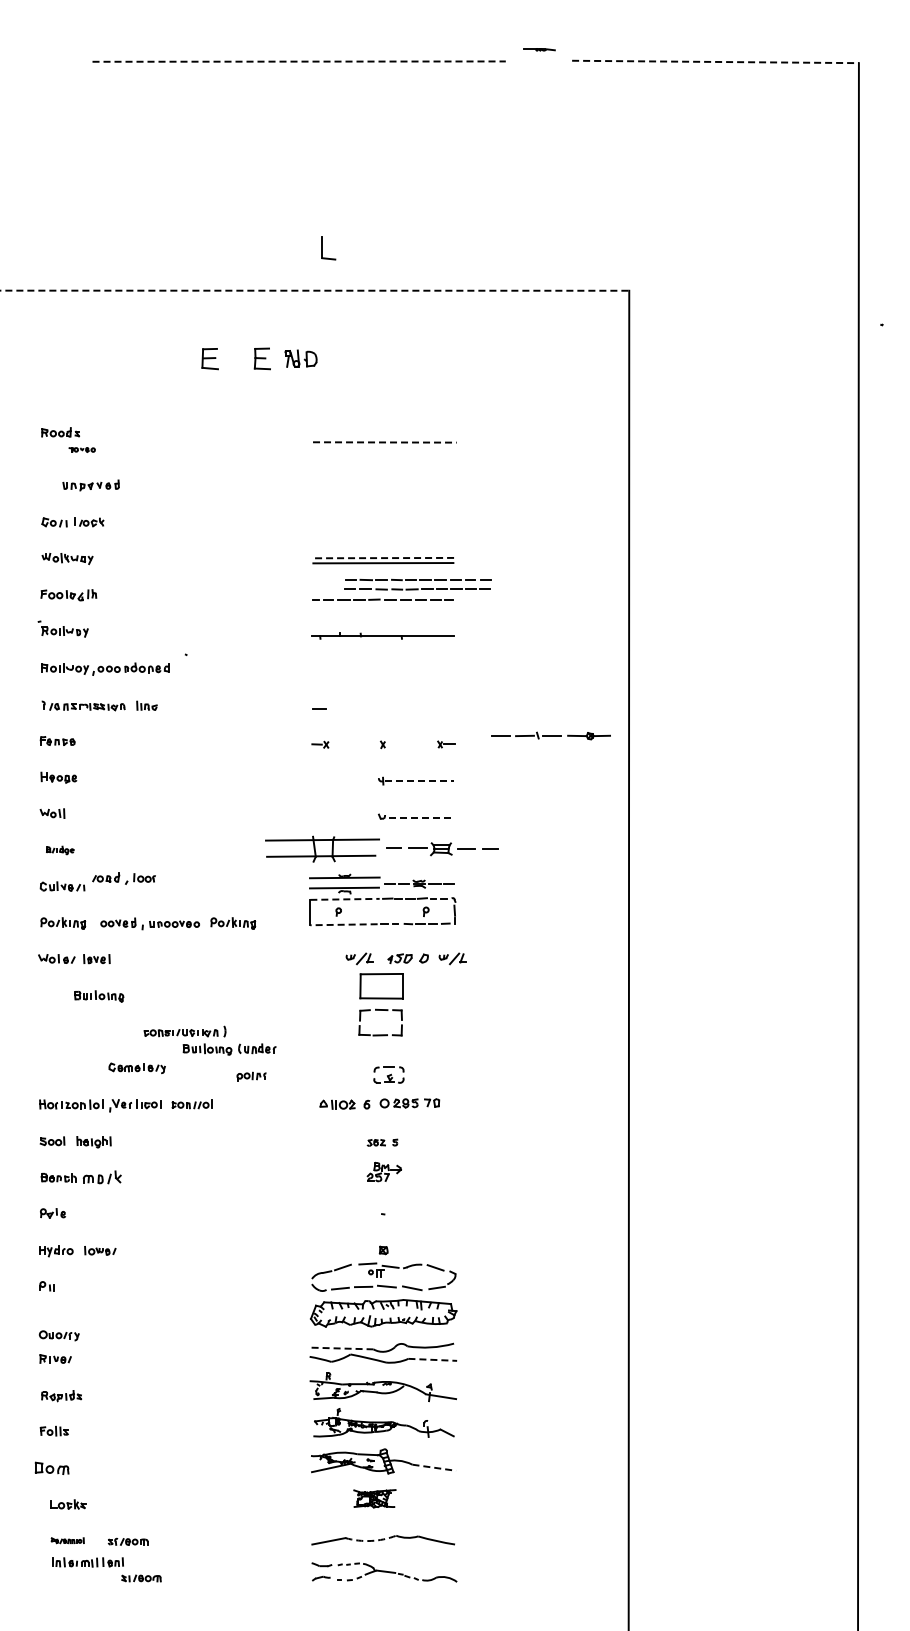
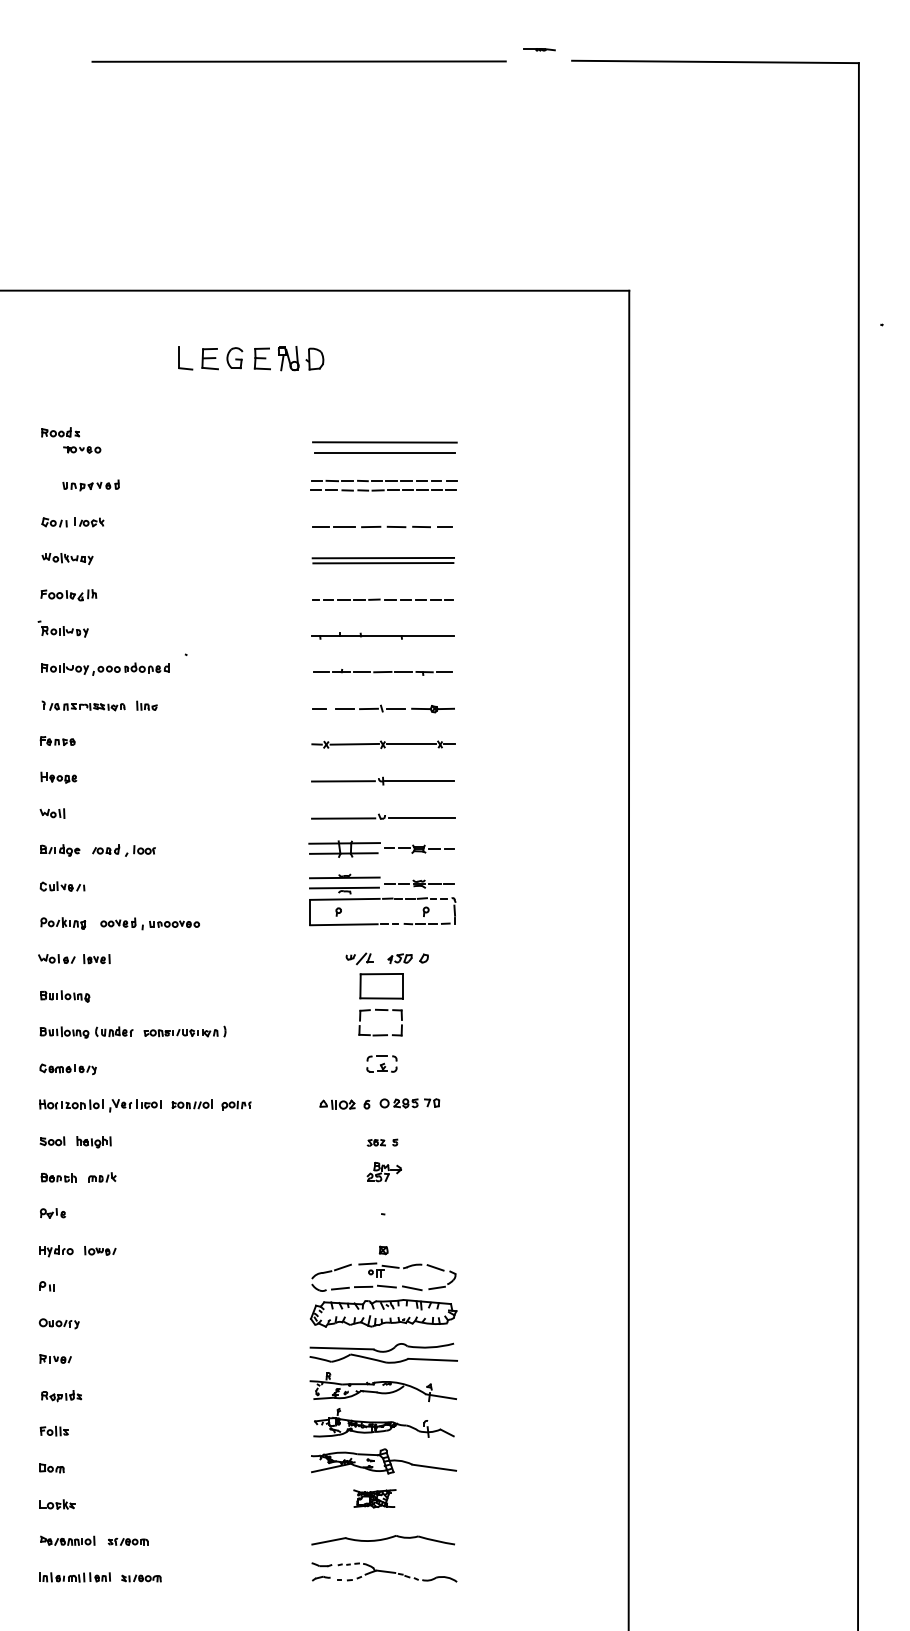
line: dashed -> solid (299, 61)
line: dashed -> solid (716, 61)
part position: (328, 248) -> (185, 358) (185, 358)
line: dashed -> solid (315, 290)
part: none -> present (234, 358)
part size: 34x19 px -> 48x26 px (300, 358)
line: dashed -> solid (384, 442)
part size: 28x6 px -> 39x8 px (82, 449)
line: none -> present (384, 453)
part: none -> present (382, 526)
line: dashed -> solid (383, 558)
part position: (417, 584) -> (383, 485) (383, 485)
part: none -> present (382, 672)
part position: (550, 735) -> (394, 708) (394, 708)
line: none -> present (354, 743)
line: none -> present (411, 743)
line: dashed -> solid (420, 780)
line: none -> present (343, 781)
line: none -> present (343, 818)
line: dashed -> solid (421, 818)
part size: 234x28 px -> 147x18 px (381, 848)
part size: 29x11 px -> 41x13 px (60, 850)
part position: (123, 878) -> (123, 850) (123, 850)
line: dashed -> solid (344, 899)
part: present -> none (233, 923)
line: dashed -> solid (343, 924)
part: present -> none (452, 958)
part position: (99, 996) -> (65, 996) (65, 996)
part position: (229, 1049) -> (86, 1032) (86, 1032)
part position: (136, 1067) -> (67, 1068) (67, 1068)
part position: (388, 1074) -> (381, 1063) (381, 1063)
part position: (251, 1076) -> (236, 1105) (236, 1105)
part size: 40x15 px -> 29x11 px (102, 1177)
part position: (58, 1335) -> (58, 1323) (58, 1323)
line: dashed -> solid (341, 1348)
line: dashed -> solid (433, 1359)
part size: 36x14 px -> 26x11 px (51, 1468)
line: dashed -> solid (434, 1467)
part position: (68, 1504) -> (57, 1504) (57, 1504)
part size: 35x8 px -> 56x11 px (67, 1540)
arc: dashed -> solid (371, 1540)
part position: (87, 1562) -> (74, 1577) (74, 1577)
